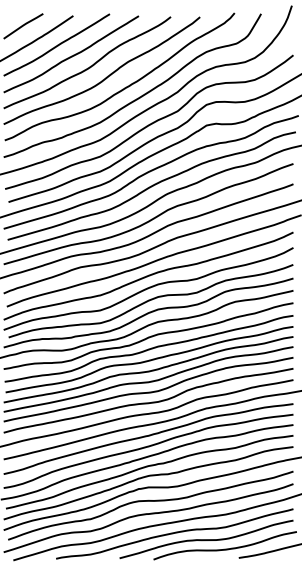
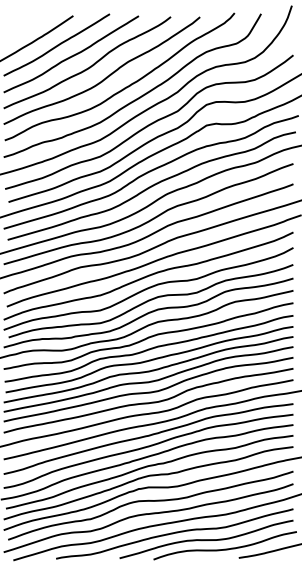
line: present -> none (23, 26)
